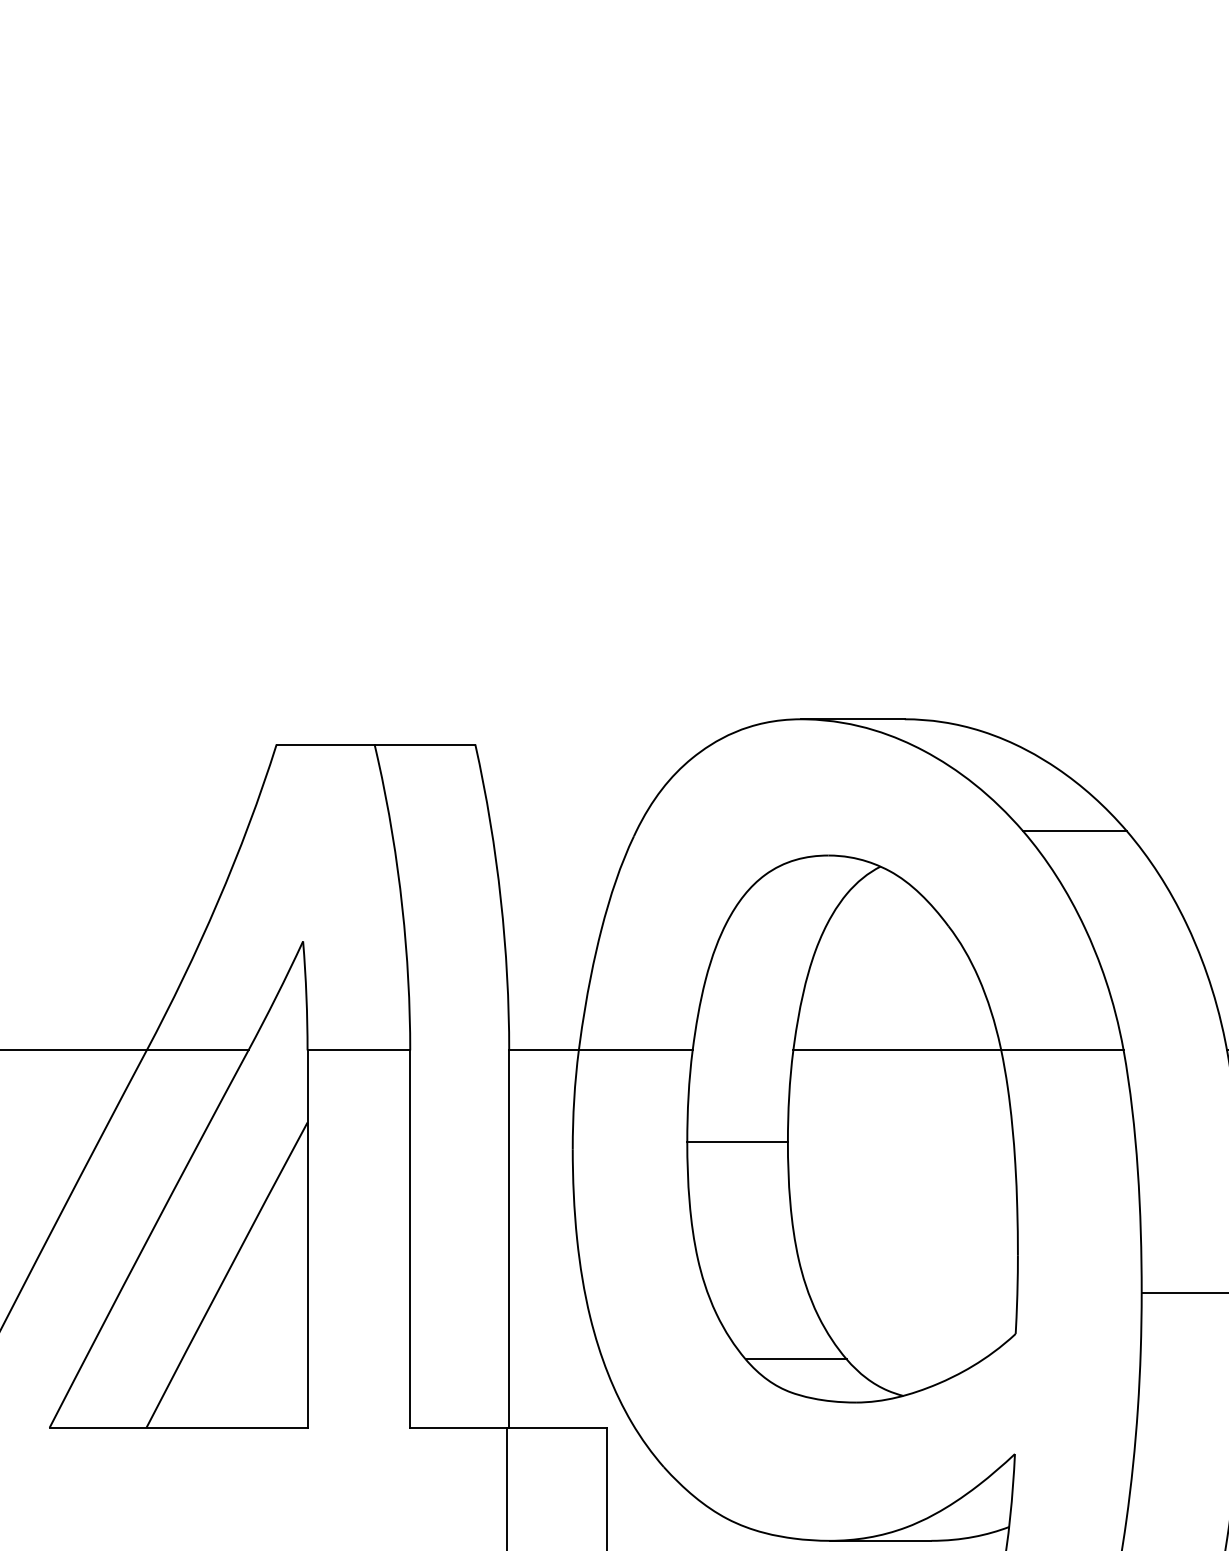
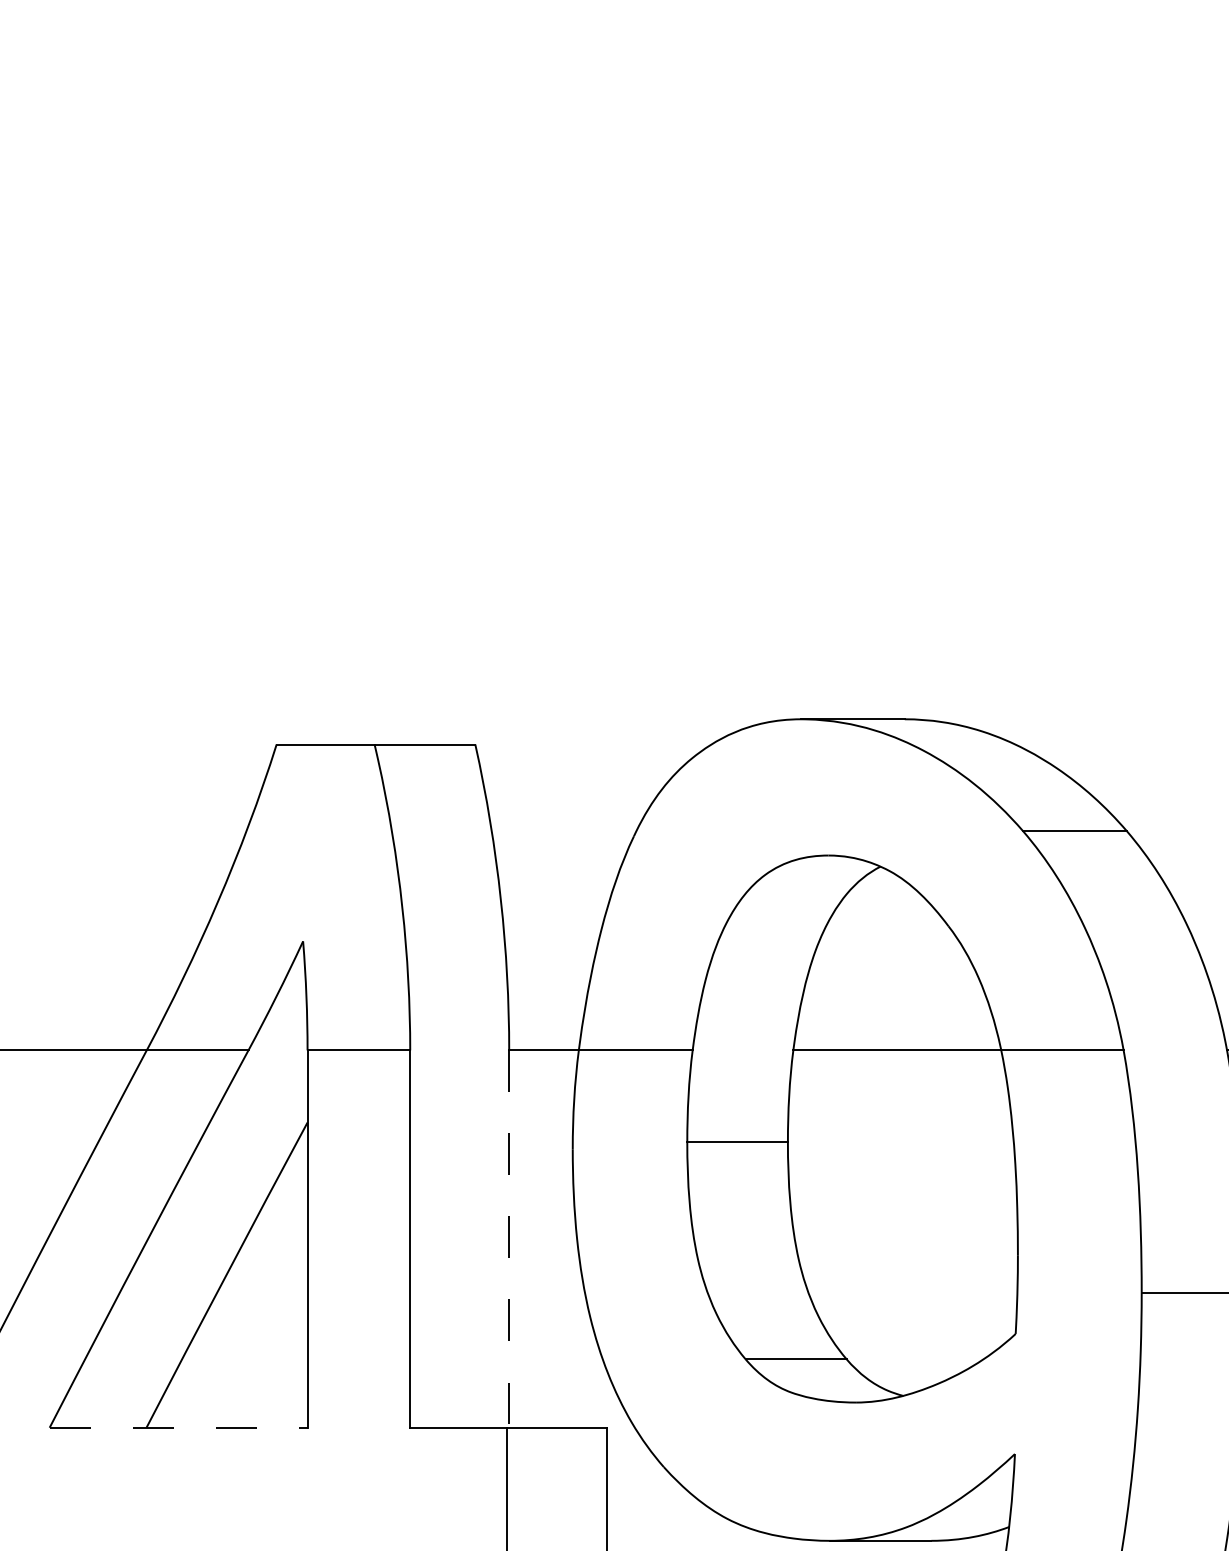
line: solid -> dashed (509, 1239)
line: solid -> dashed (178, 1427)
